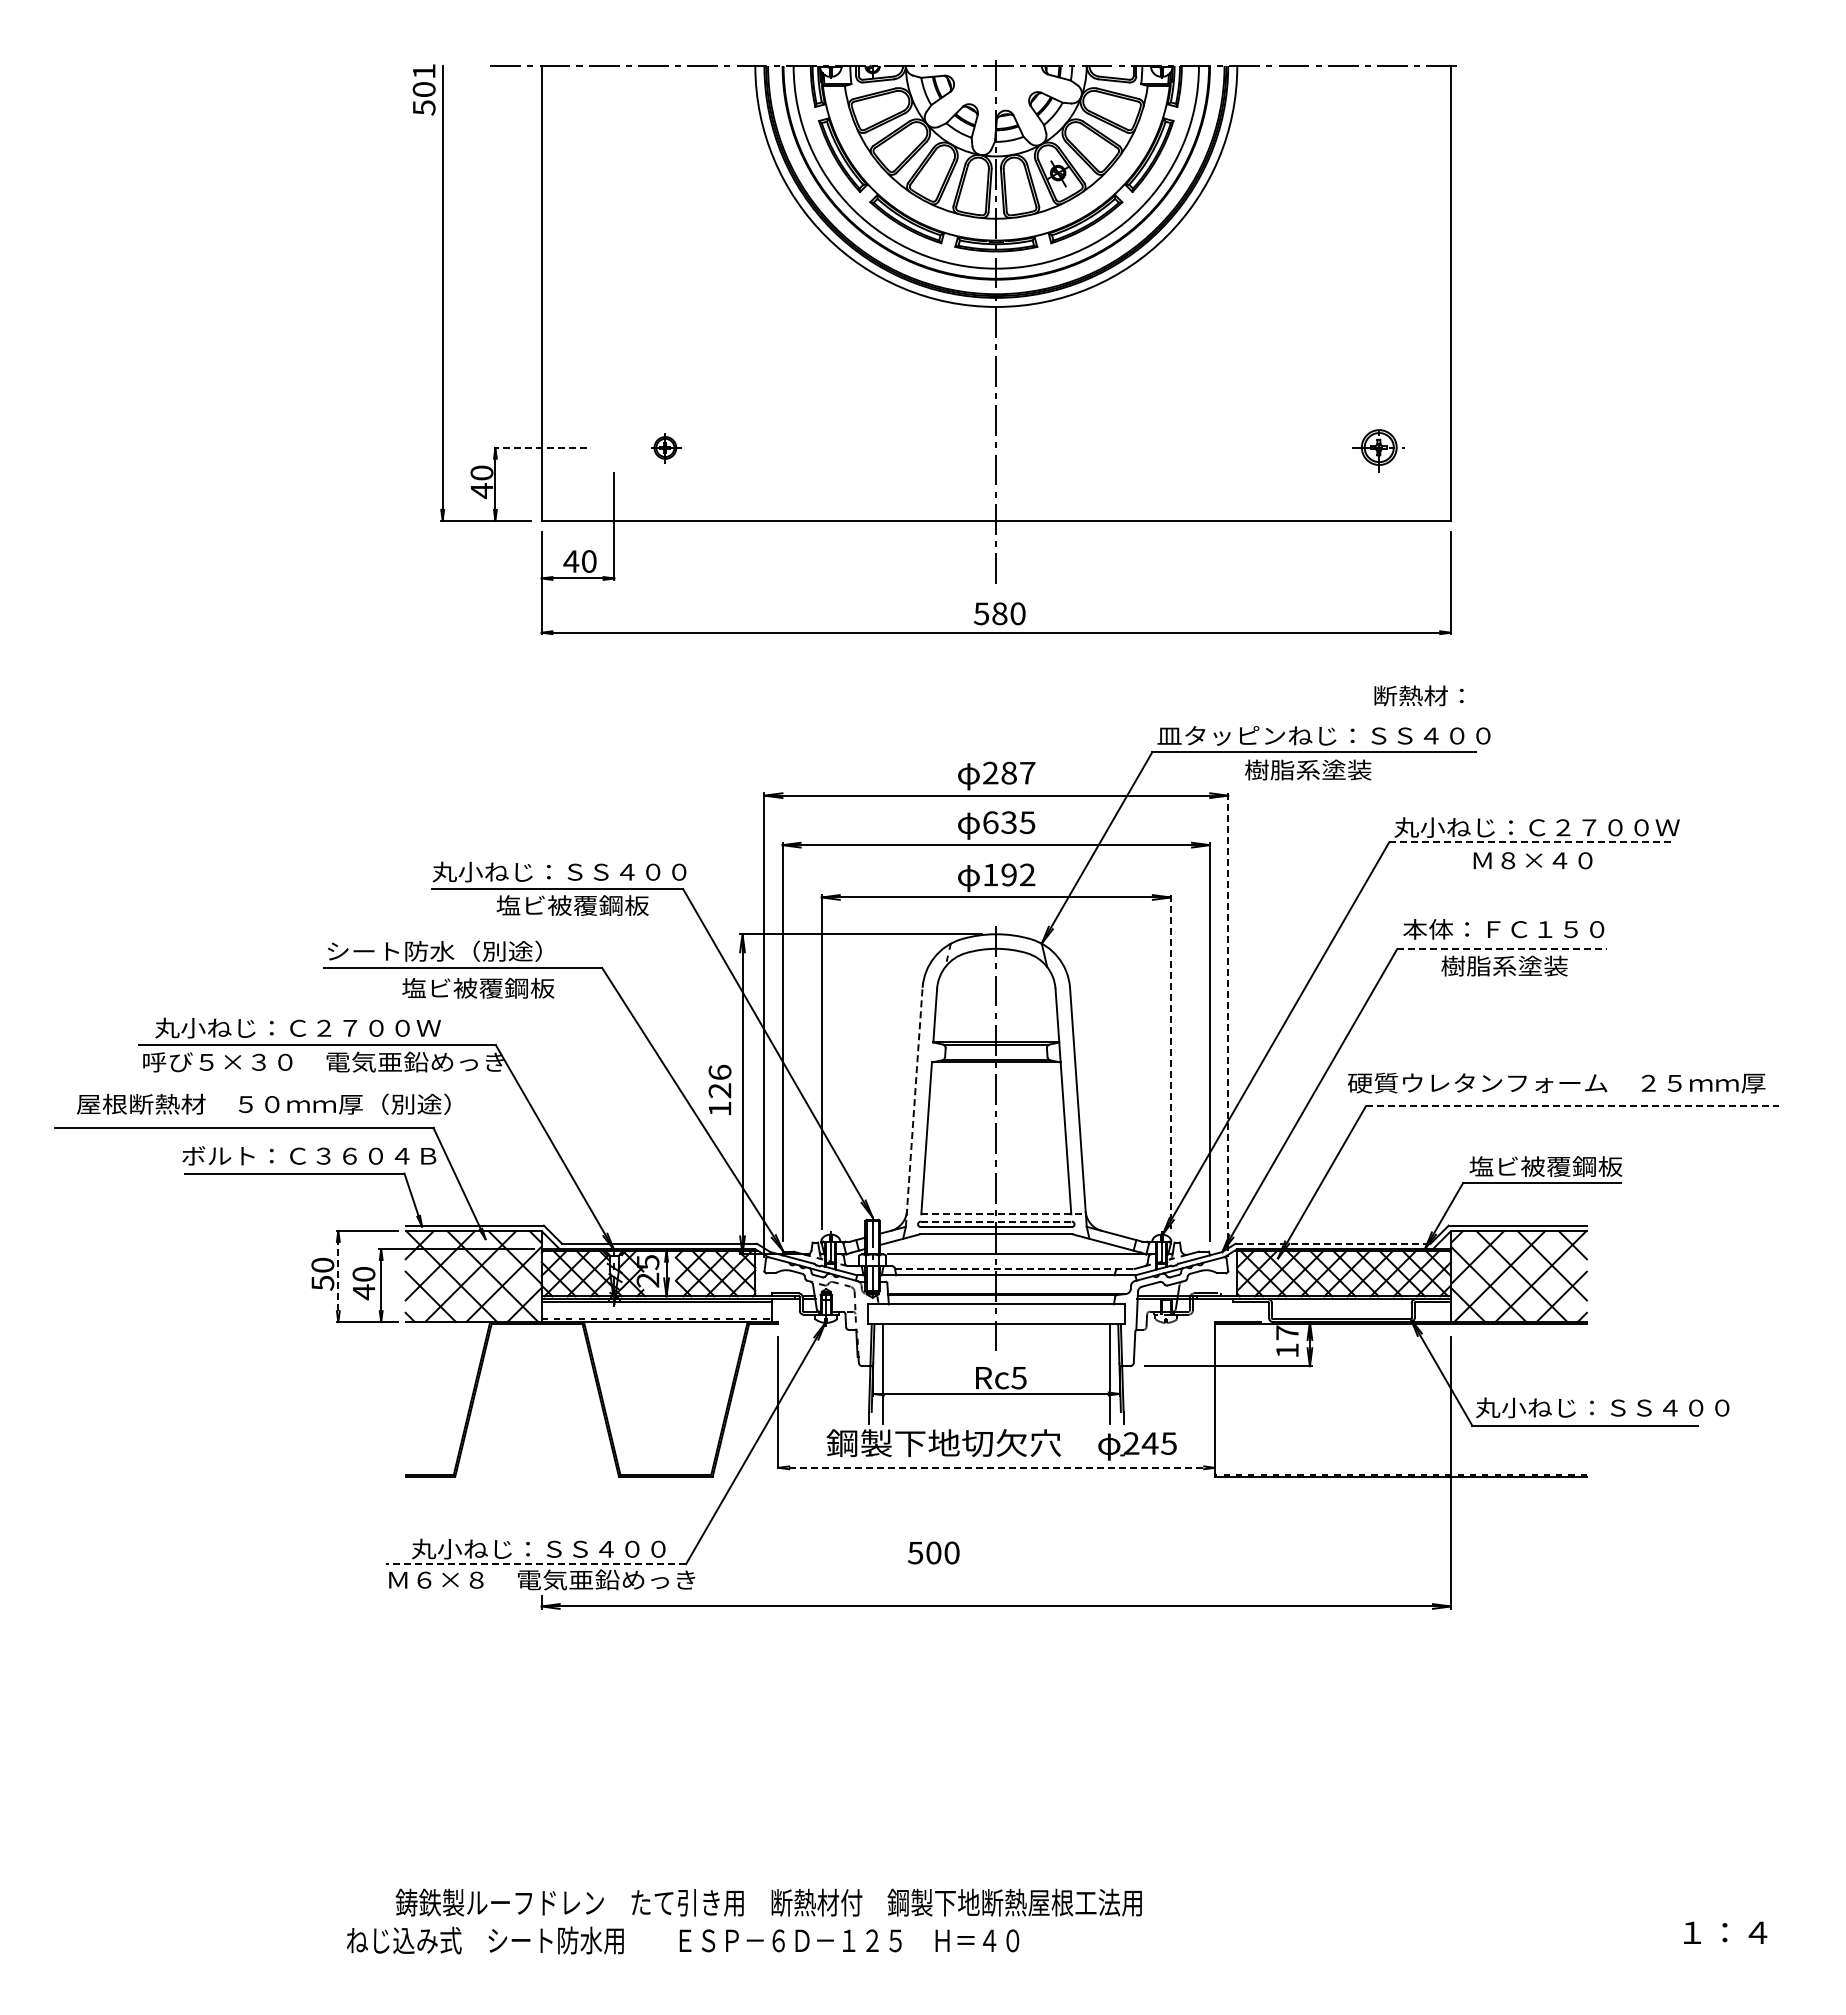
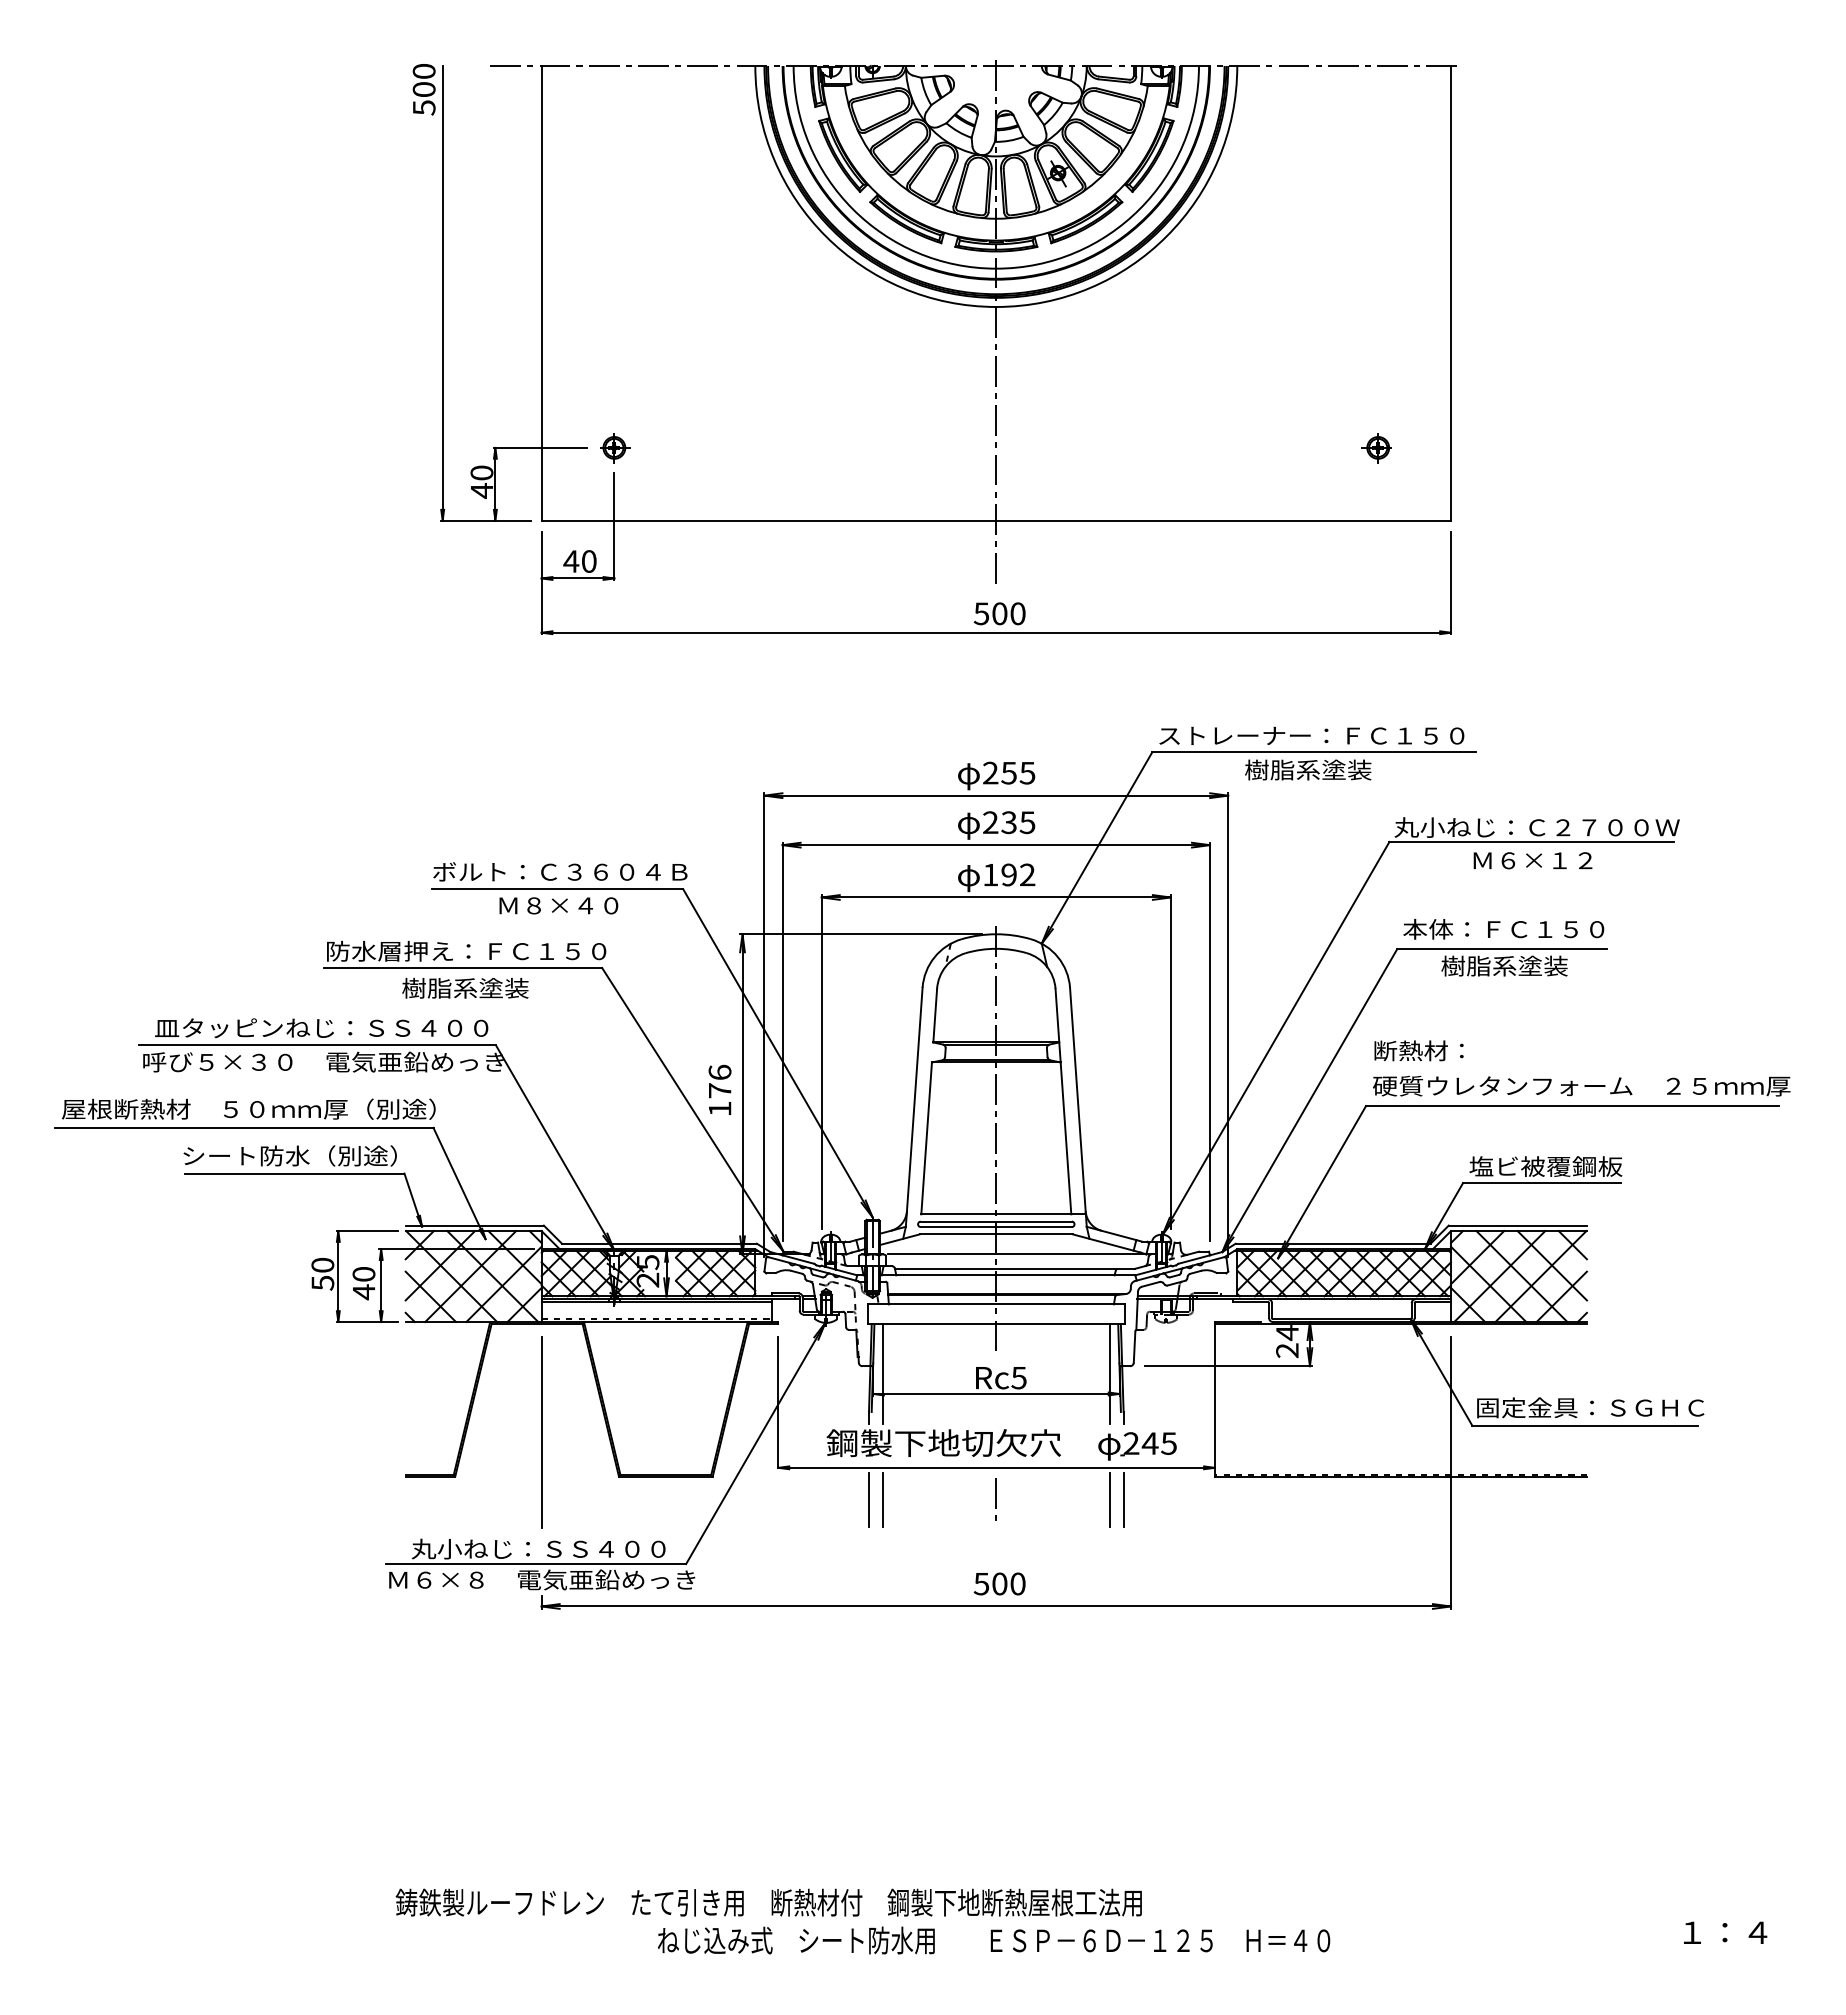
text: 501 -> 500 (423, 71)
line: dashed -> solid (540, 447)
part position: (666, 448) -> (615, 448) (615, 448)
part size: 53x44 px -> 31x31 px (1376, 448)
text: 580 -> 500 (999, 614)
text position: (1418, 695) -> (1418, 1050) (1418, 1050)
text: 皿タッピンねじ：ＳＳ４００ -> ストレーナー：ＦＣ１５０ (1323, 735)
text: 287 -> 255 (1018, 772)
text: 635 -> 235 (990, 822)
line: dashed -> solid (1532, 842)
text: Ｍ８×４０ -> Ｍ６×１２ (1546, 860)
text: 丸小ねじ：ＳＳ４００ -> ボルト：Ｃ３６０４Ｂ (559, 871)
text: 塩ビ被覆鋼板 -> Ｍ８×４０ (572, 905)
line: dashed -> solid (1502, 949)
text: シート防水（別途） -> 防水層押え：ＦＣ１５０ (466, 950)
text: 塩ビ被覆鋼板 -> 樹脂系塗装 (478, 987)
line: dashed -> solid (1228, 1025)
text: 丸小ねじ：Ｃ２７００Ｗ -> 皿タッピンねじ：ＳＳ４００ (321, 1027)
line: dashed -> solid (1170, 1062)
text position: (1556, 1082) -> (1581, 1085) (1581, 1085)
text: 126 -> 176 (719, 1090)
text position: (263, 1103) -> (248, 1108) (248, 1108)
line: dashed -> solid (1573, 1106)
line: dashed -> solid (914, 1107)
text: ボルト：Ｃ３６０４Ｂ -> シート防水（別途） (309, 1155)
line: dashed -> solid (1004, 1214)
line: dashed -> solid (996, 1221)
line: dashed -> solid (1333, 1243)
line: dashed -> solid (1014, 1268)
line: dashed -> solid (338, 1276)
text: 17 -> 24 (1287, 1341)
text: 丸小ねじ：ＳＳ４００ -> 固定金具：ＳＧＨＣ (1602, 1407)
line: none -> present (541, 1432)
line: dashed -> solid (997, 1467)
line: none -> present (869, 1499)
line: none -> present (882, 1499)
line: none -> present (995, 1499)
line: none -> present (1109, 1499)
line: none -> present (1123, 1499)
text position: (933, 1552) -> (999, 1583) (999, 1583)
line: dashed -> solid (536, 1564)
text position: (683, 1940) -> (994, 1940) (994, 1940)
